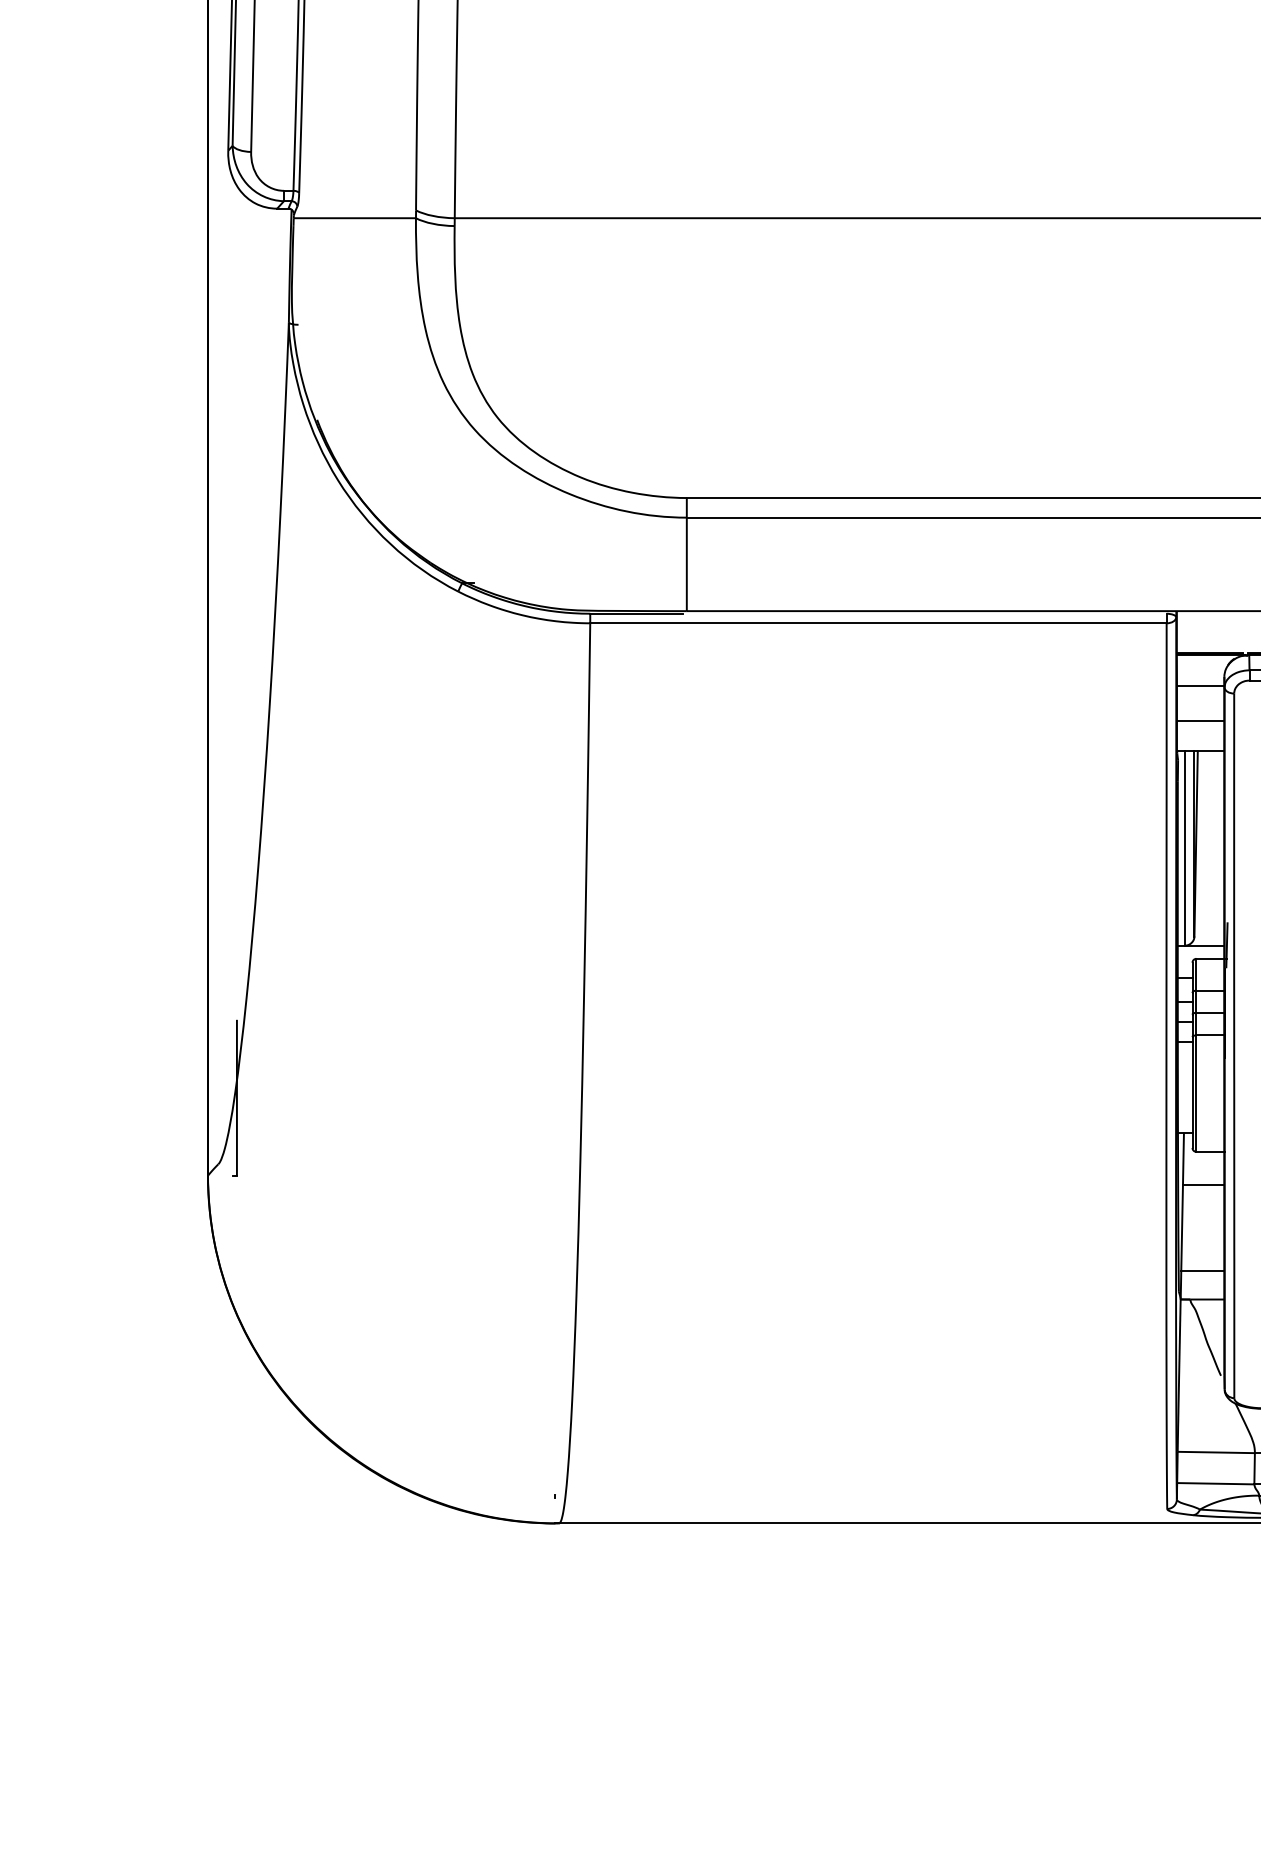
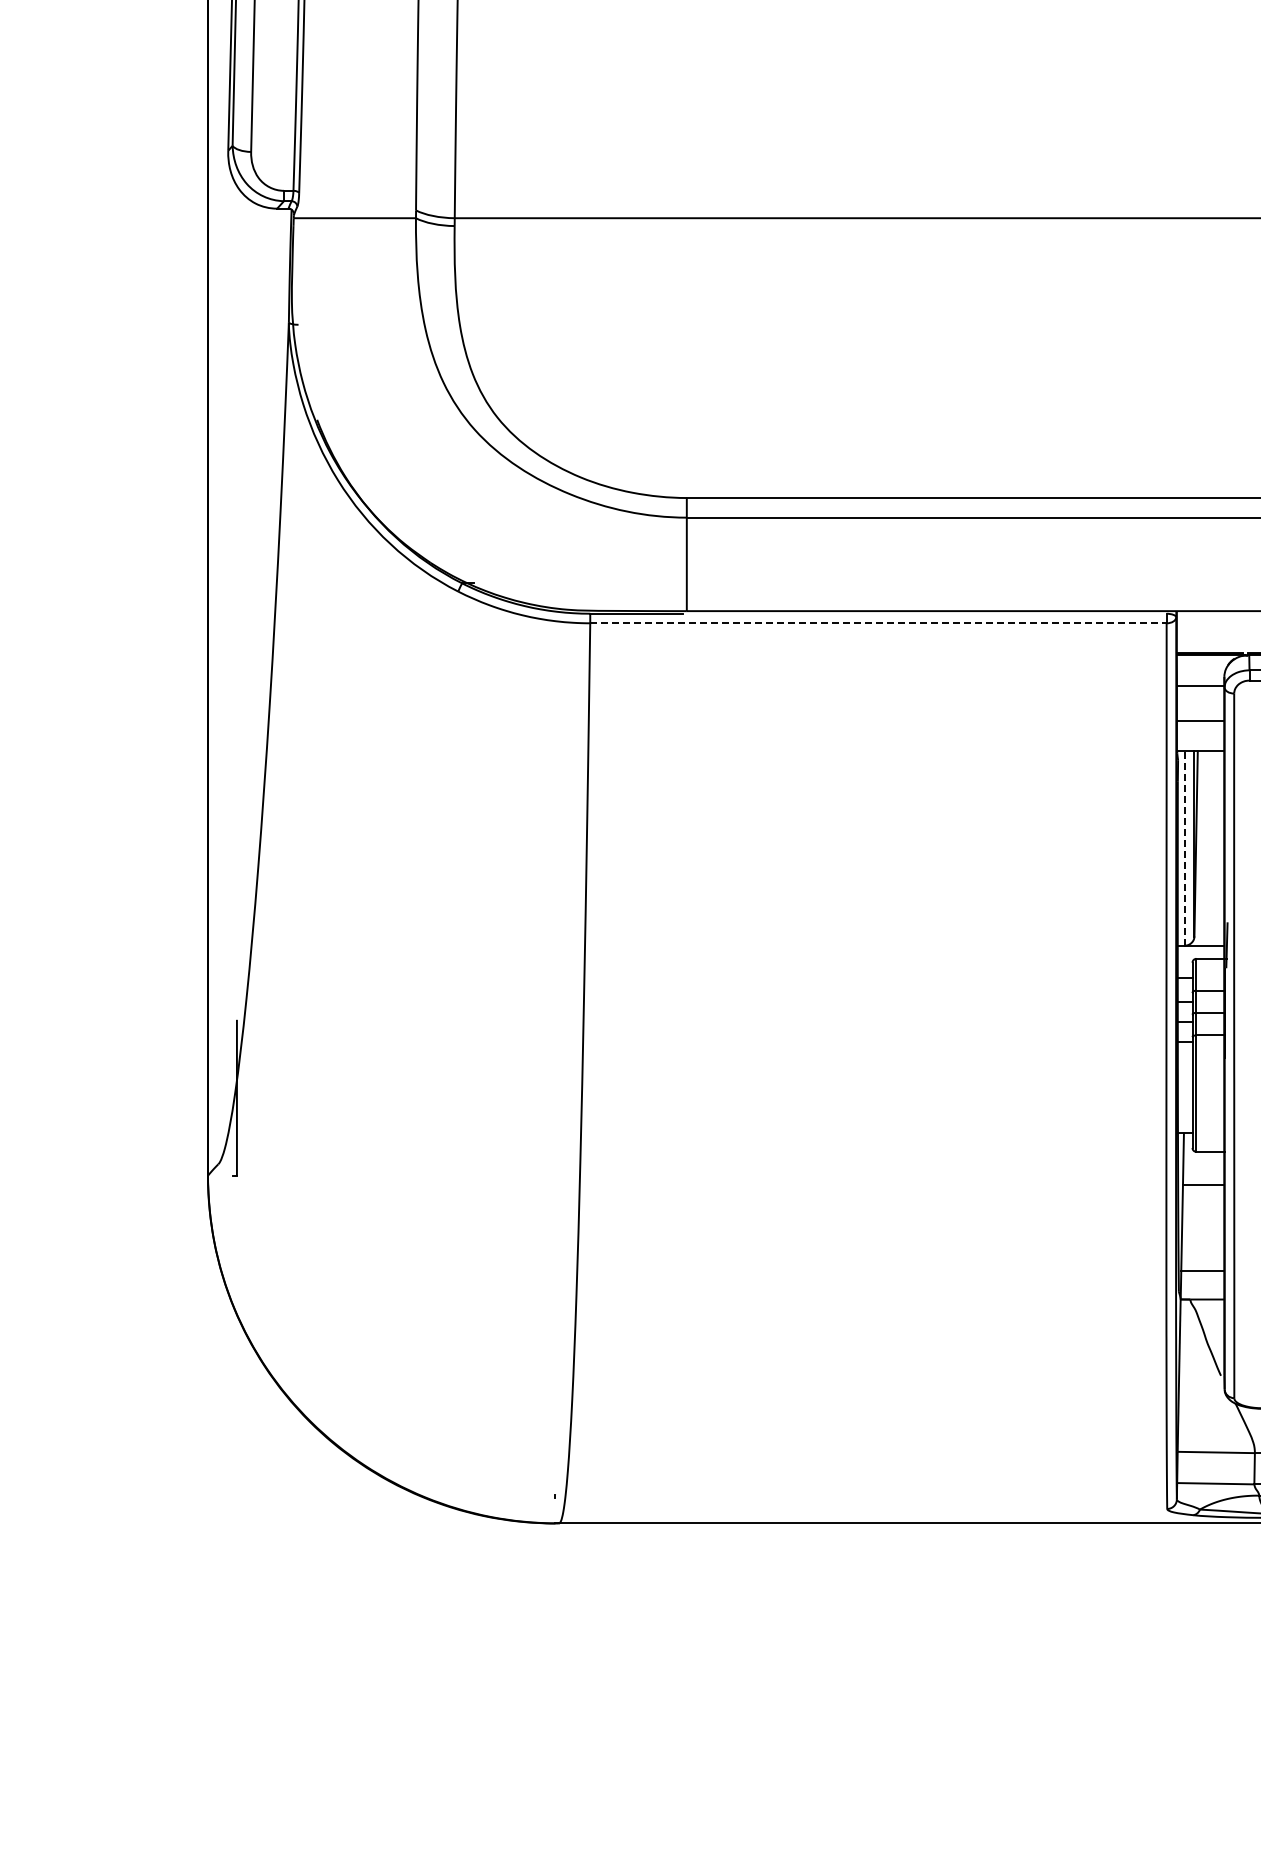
line: solid -> dashed (878, 623)
line: solid -> dashed (1184, 848)
